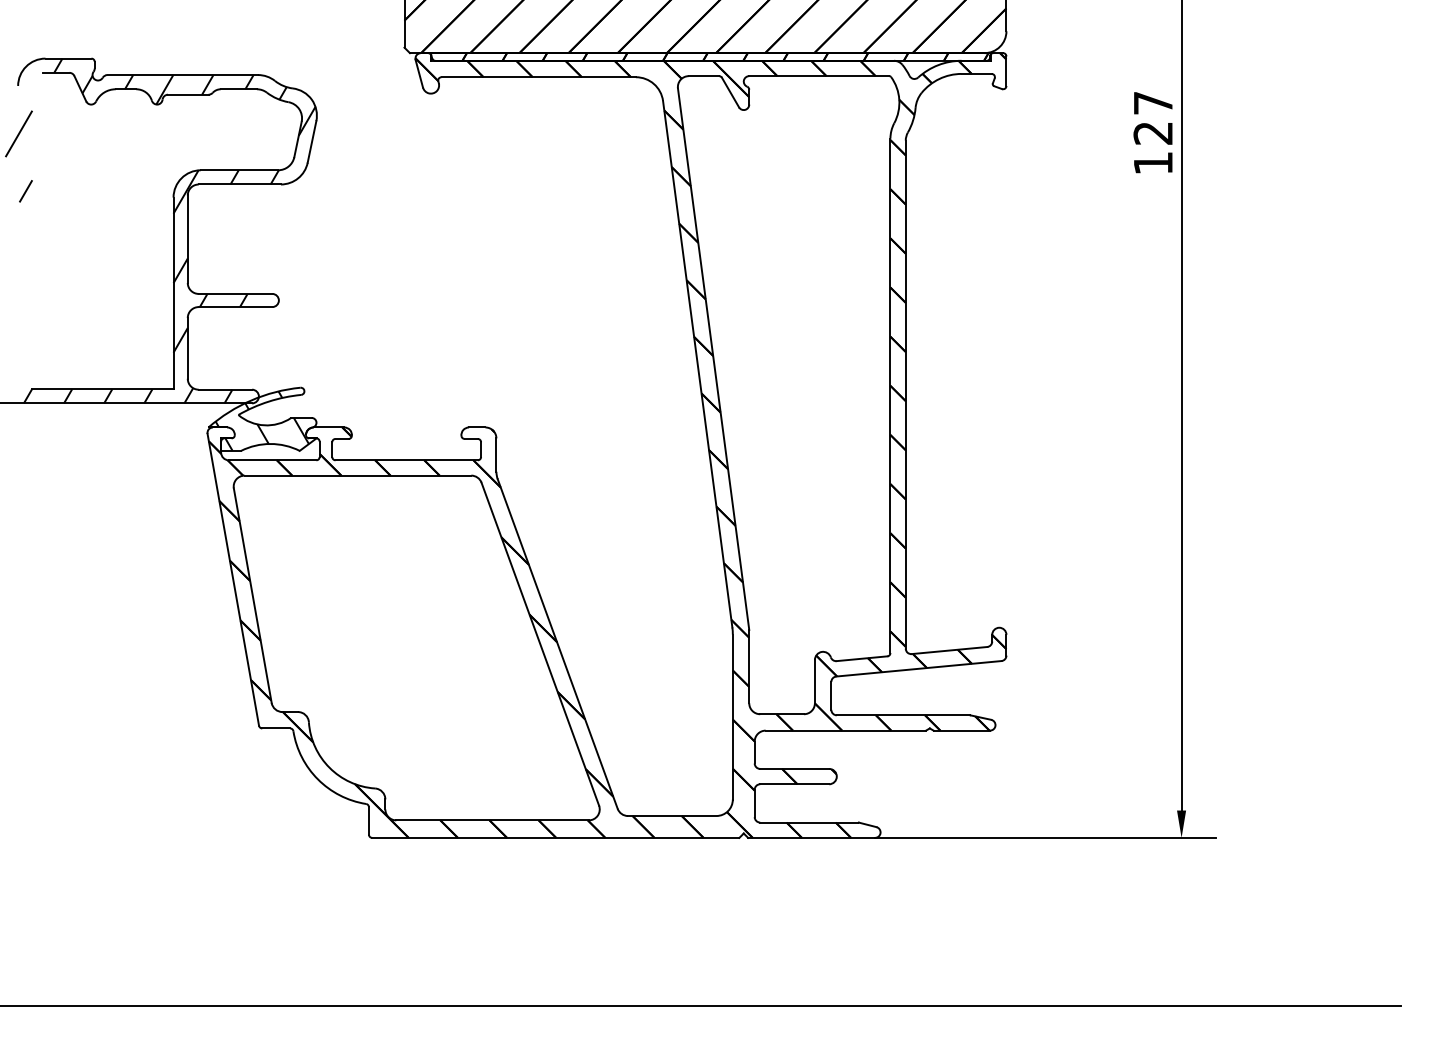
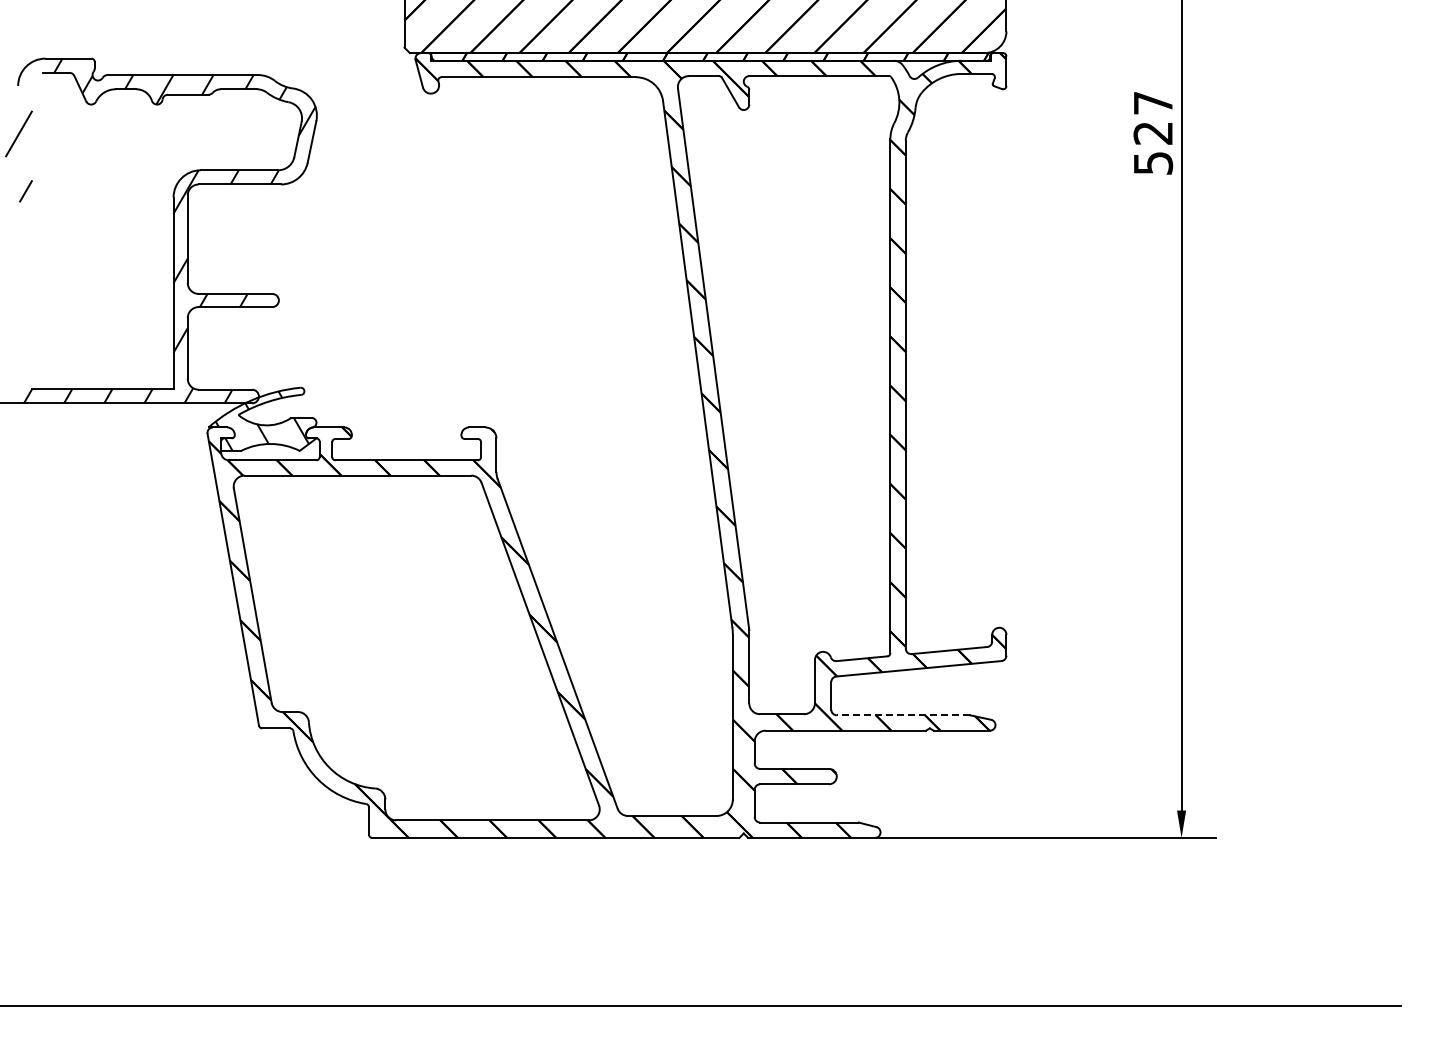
text: 127 -> 527 (1153, 163)
line: solid -> dashed (902, 715)
